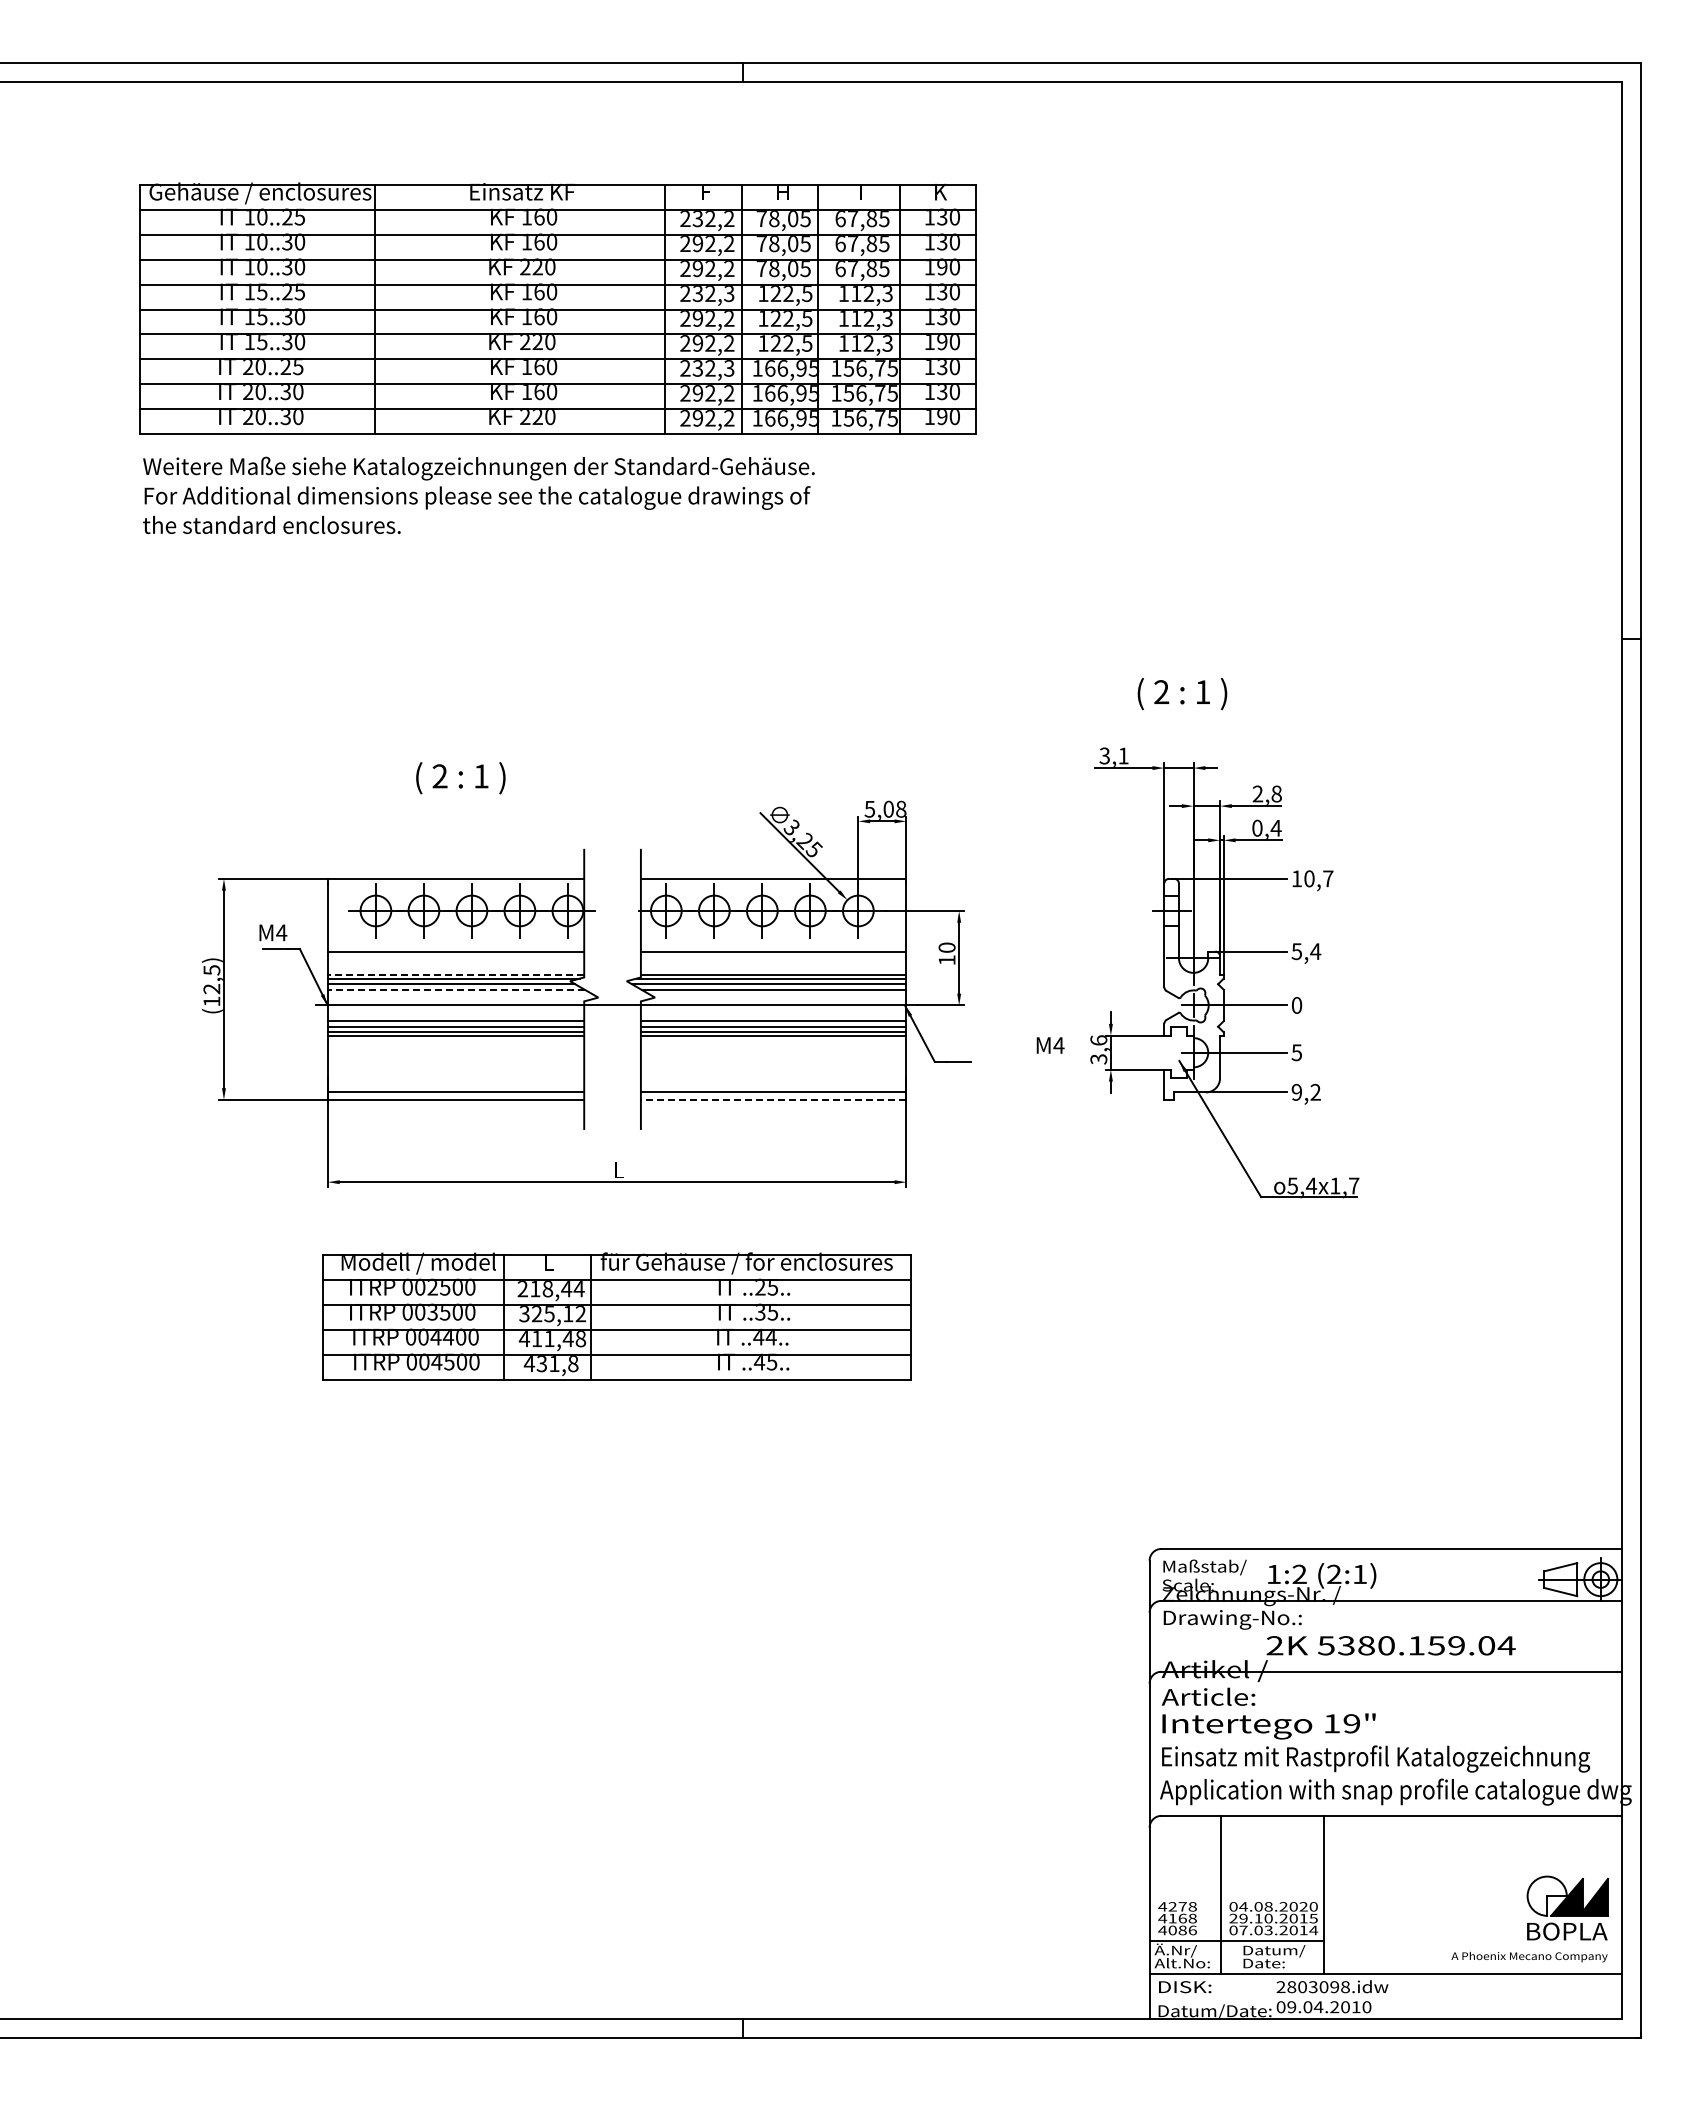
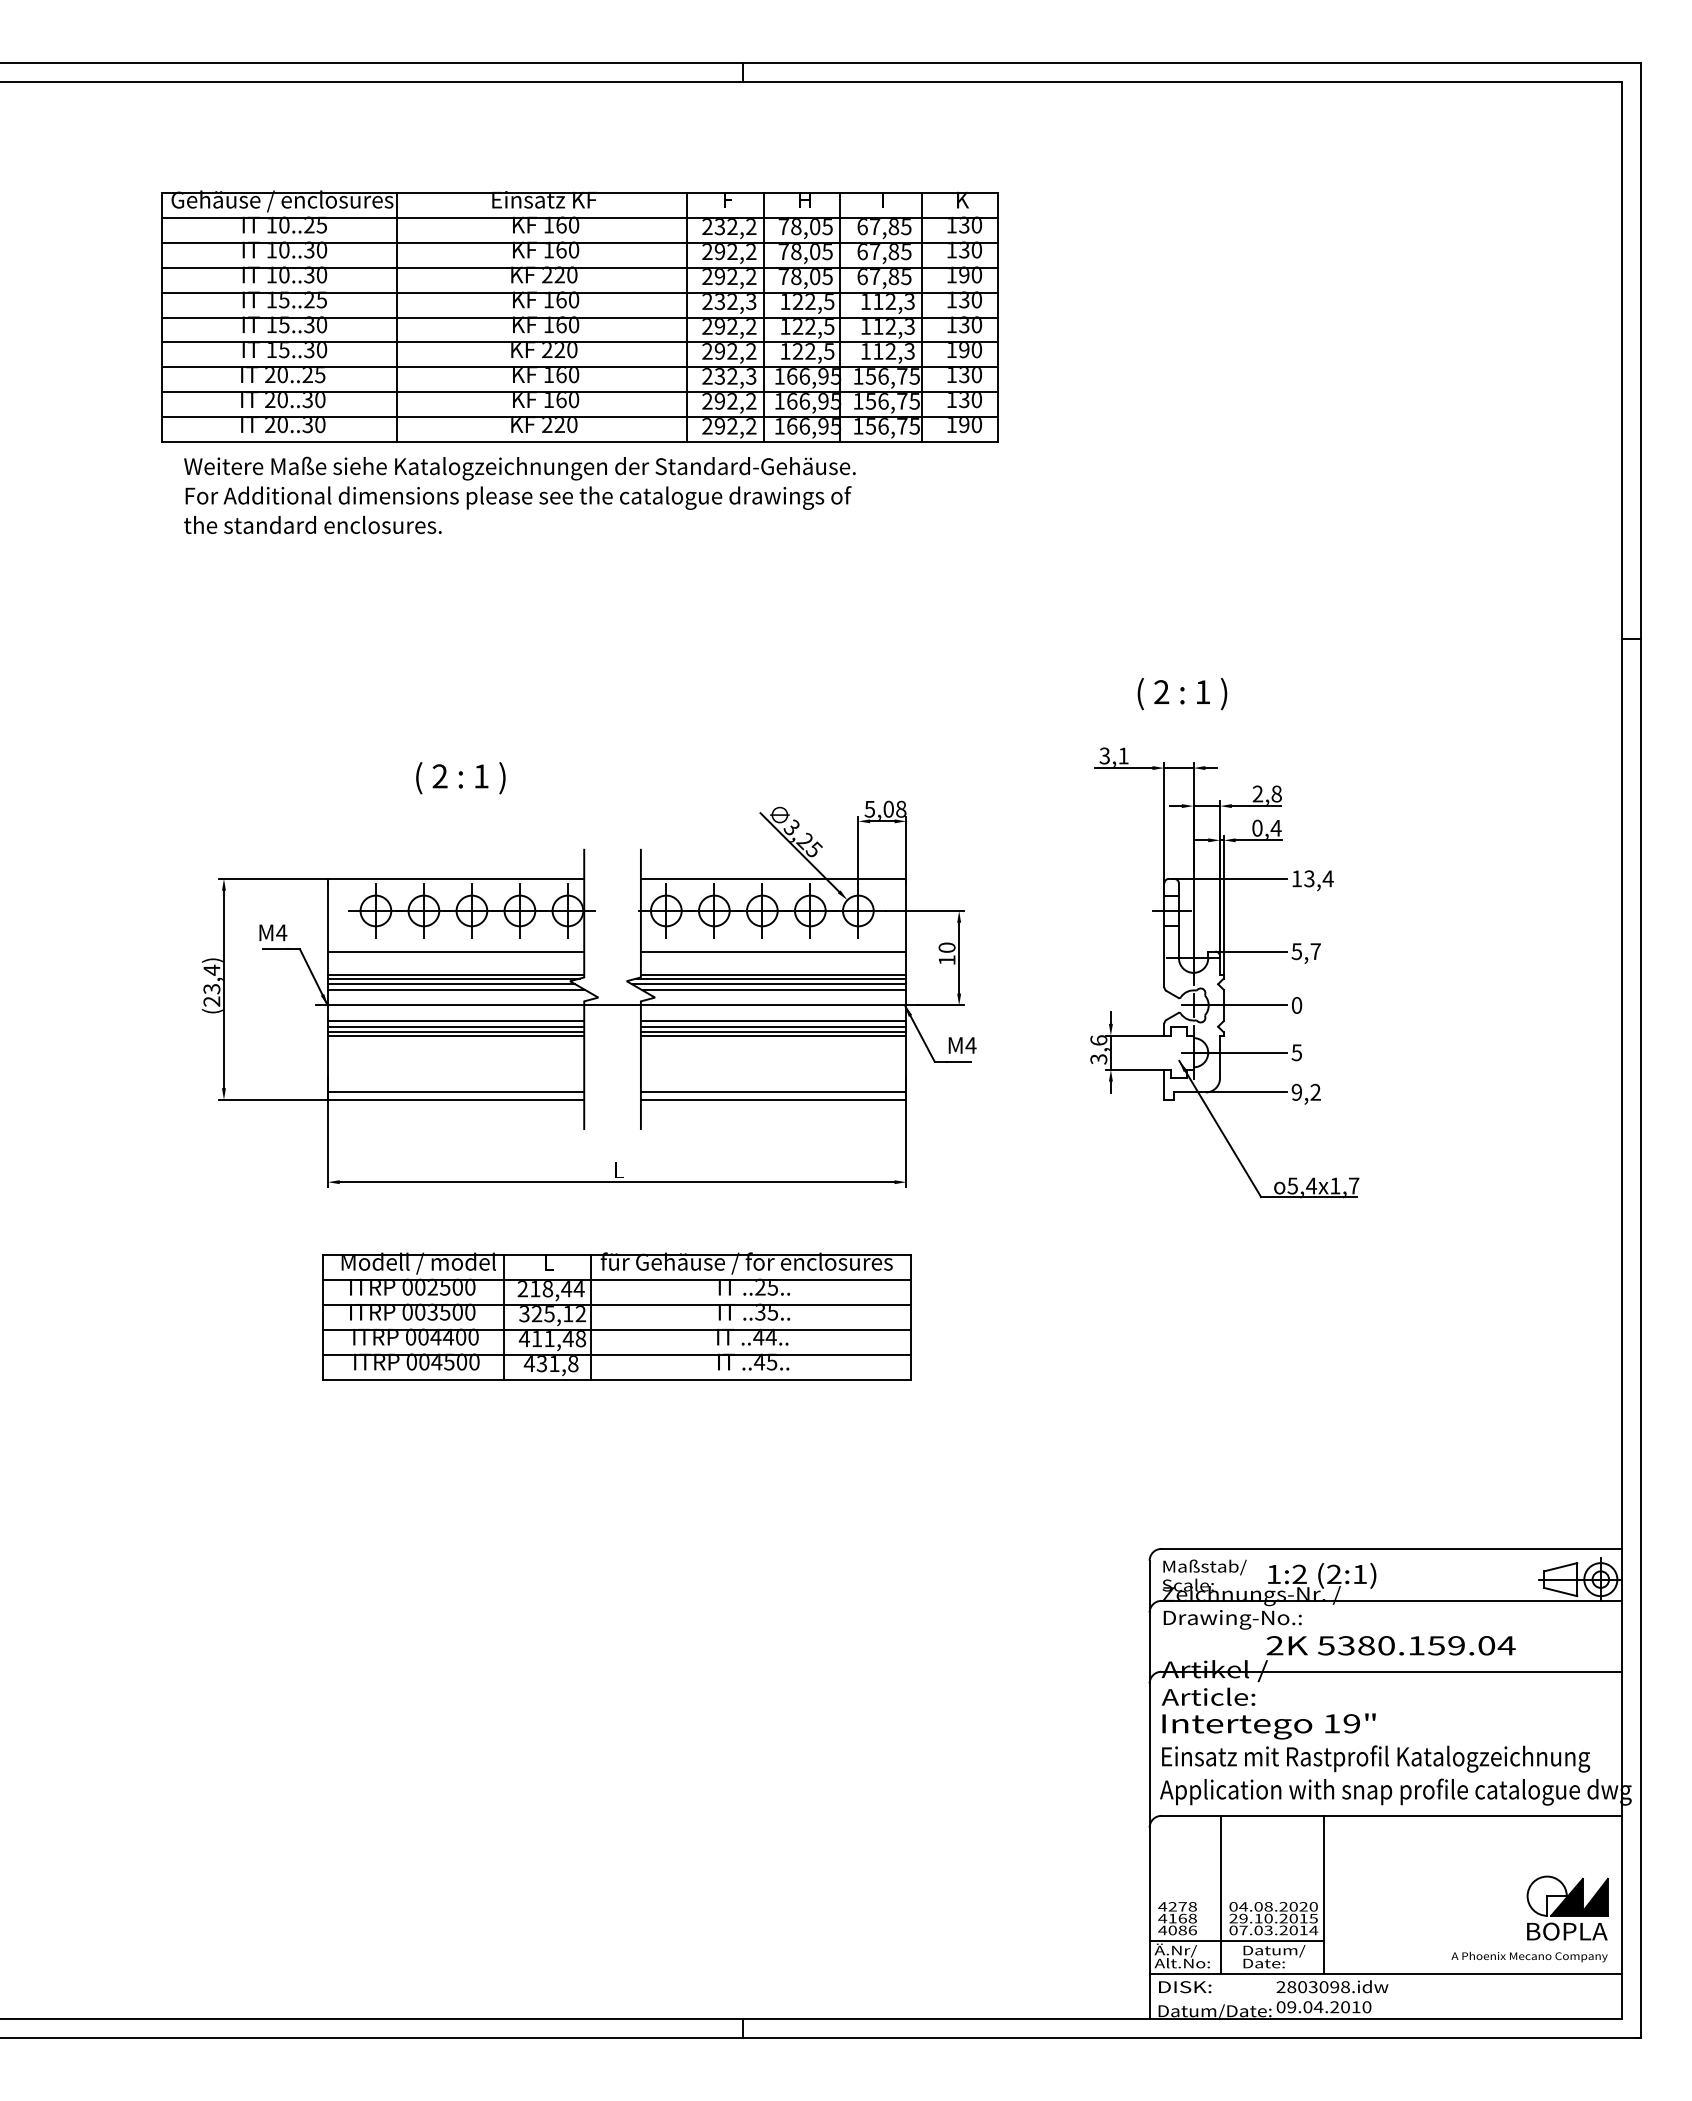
part position: (557, 308) -> (579, 316) (579, 316)
text position: (478, 494) -> (519, 494) (519, 494)
text: 10,7 -> 13,4 (1318, 878)
text: 5,4 -> 5,7 (1315, 951)
line: dashed -> solid (455, 974)
text: (12,5) -> (23,4) (211, 985)
line: dashed -> solid (456, 989)
text position: (1050, 1045) -> (962, 1045) (962, 1045)
line: dashed -> solid (773, 1099)
